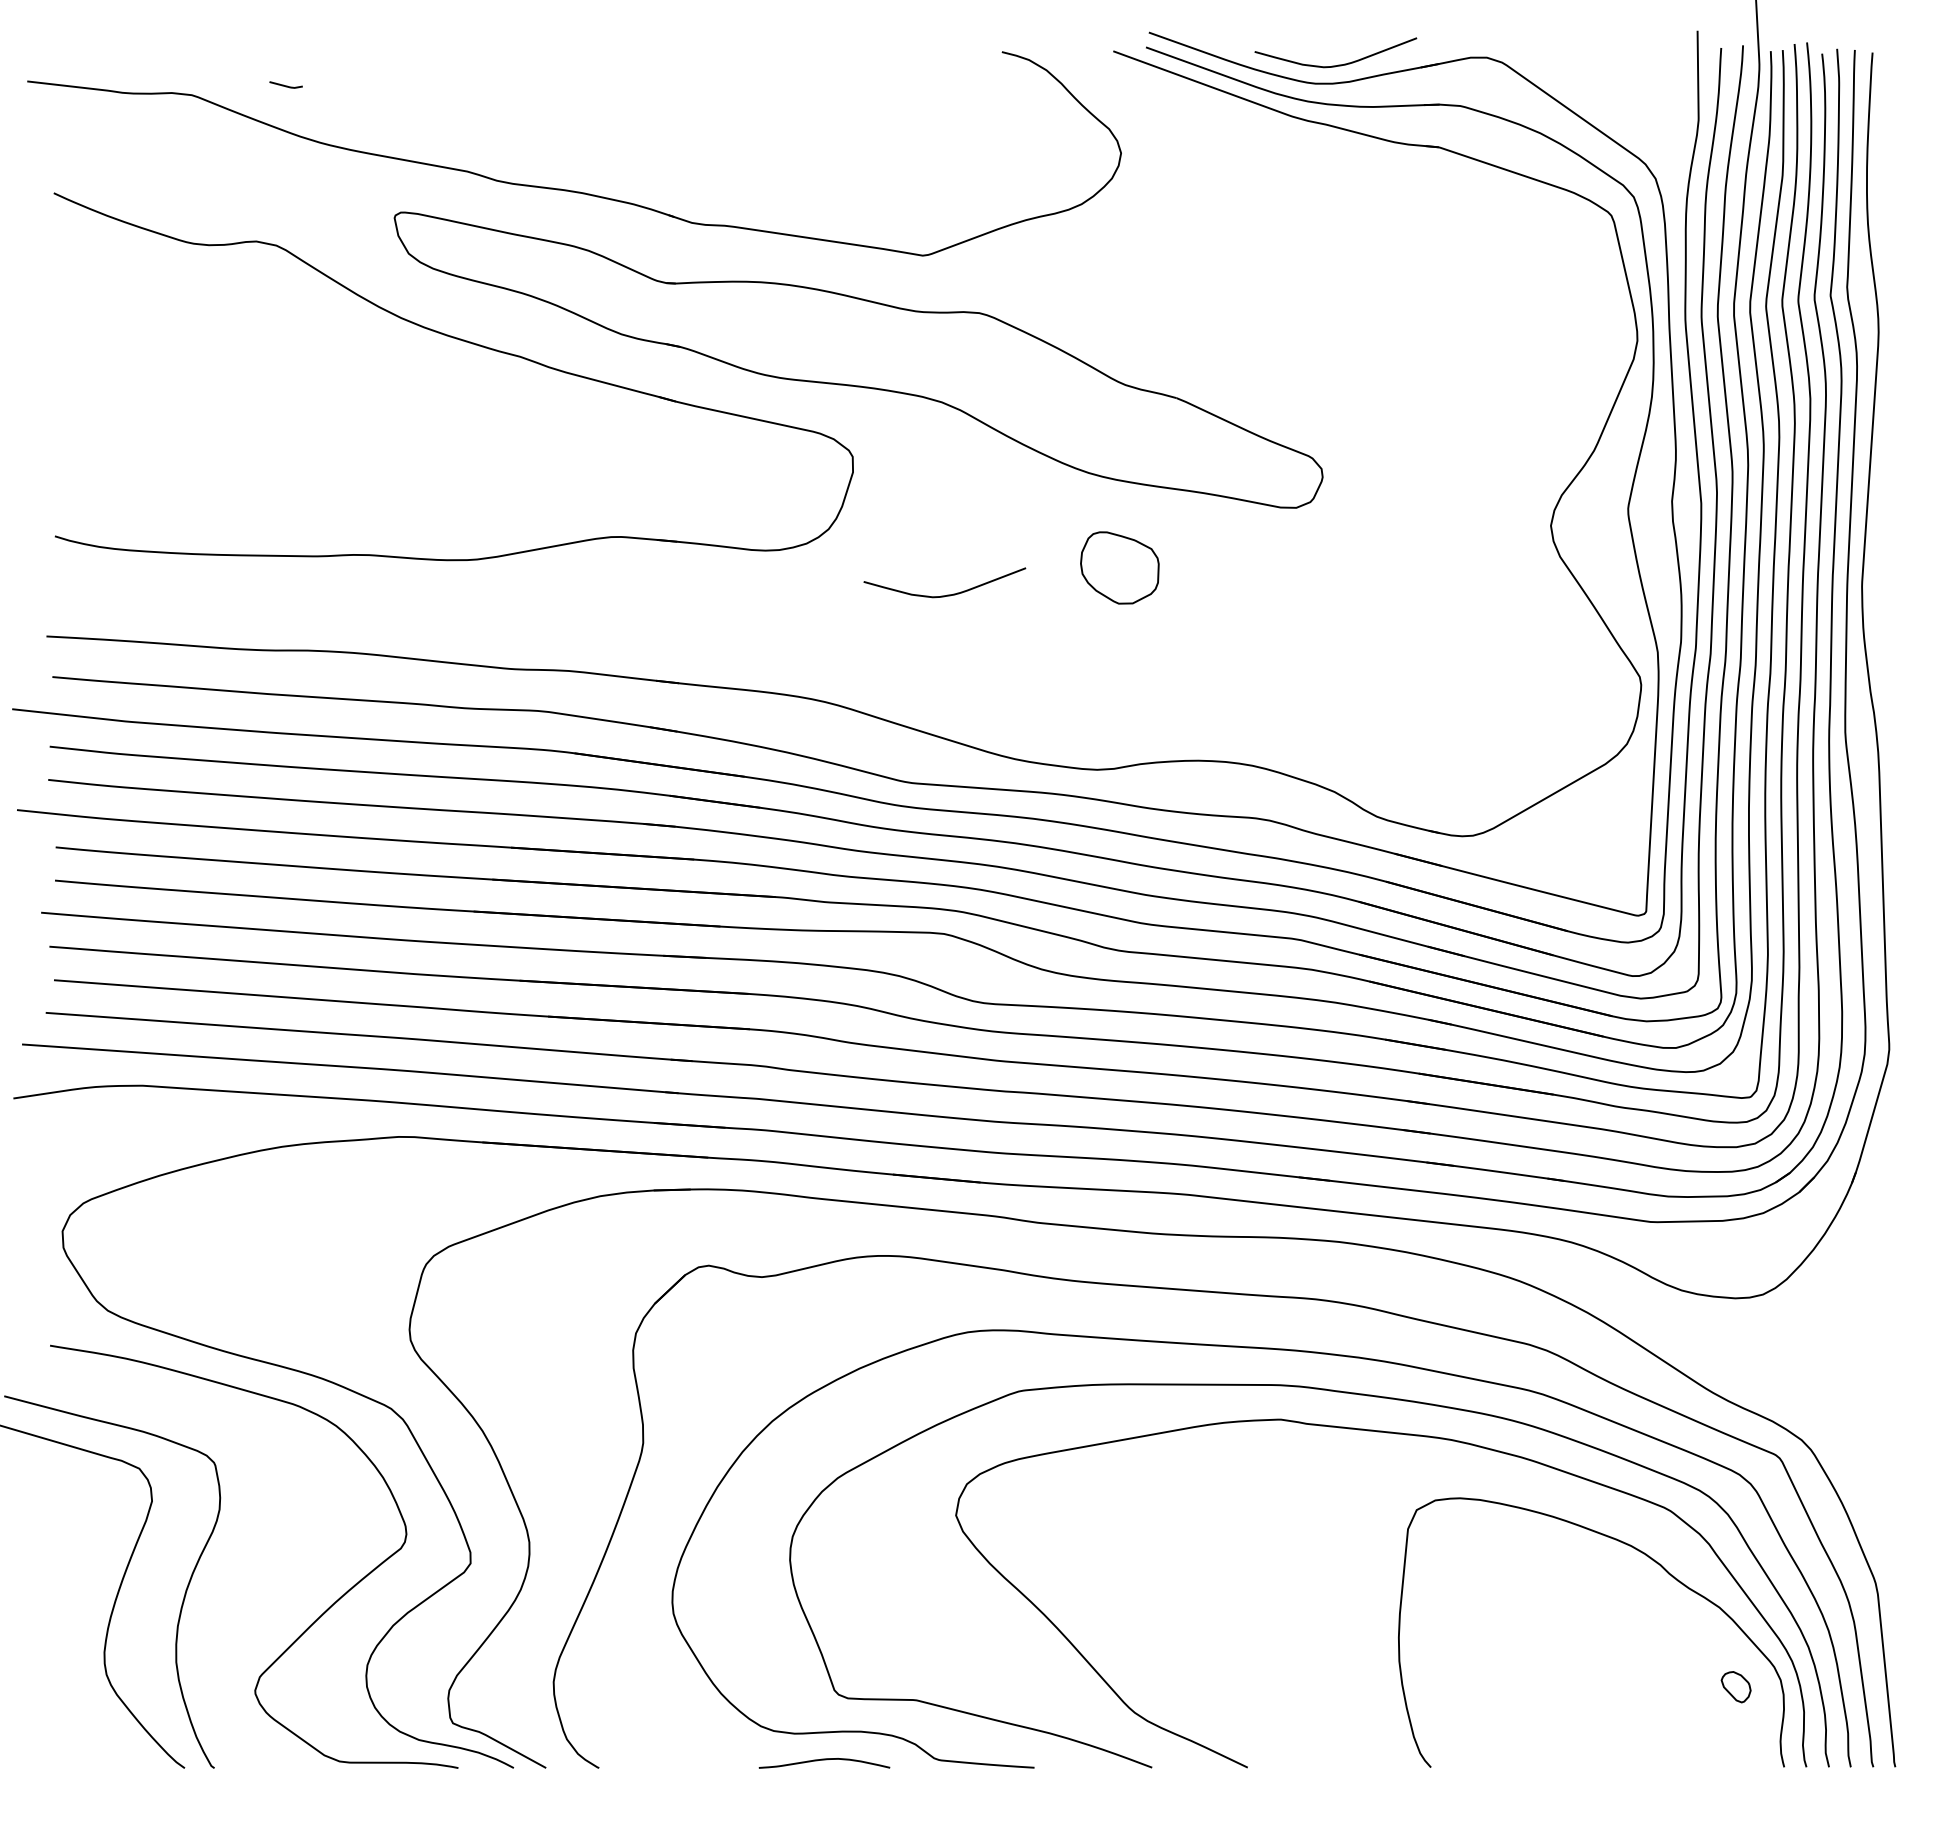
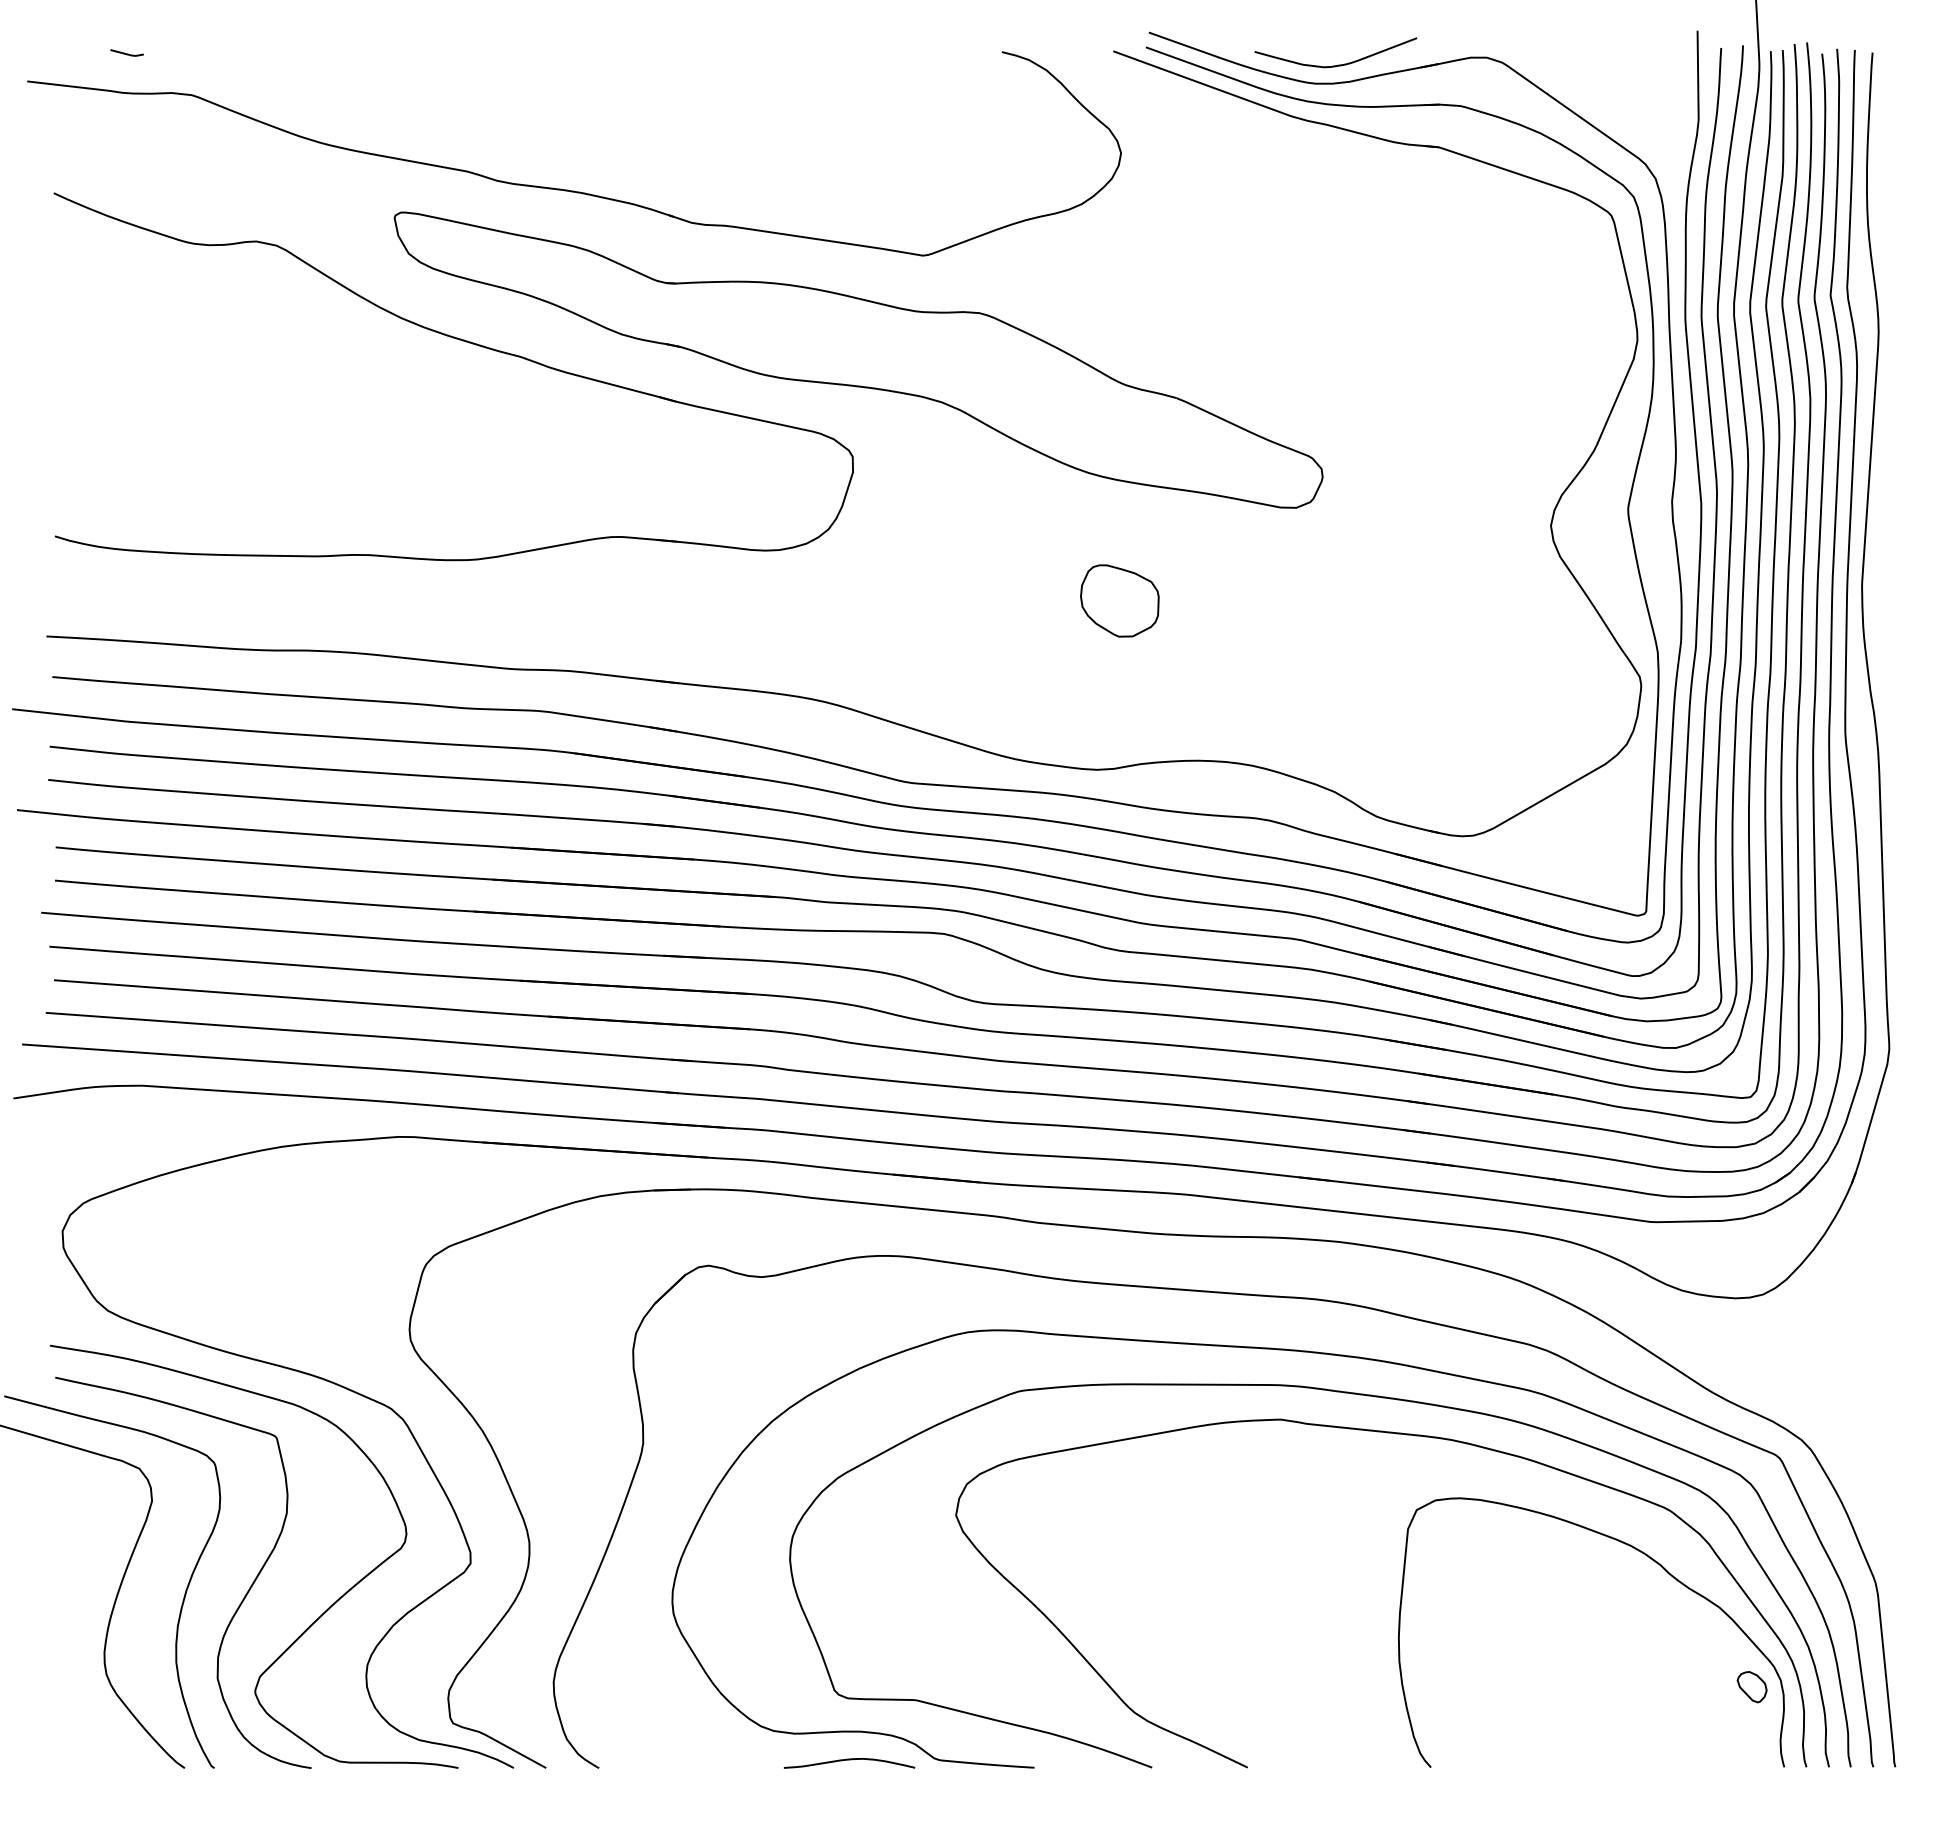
line position: (285, 85) -> (126, 53) (126, 53)
part position: (1119, 567) -> (1119, 600) (1119, 600)
curve: present -> none (947, 594)
curve: none -> present (237, 1607)
part position: (1735, 1687) -> (1751, 1687) (1751, 1687)
curve position: (824, 1760) -> (849, 1760) (849, 1760)
